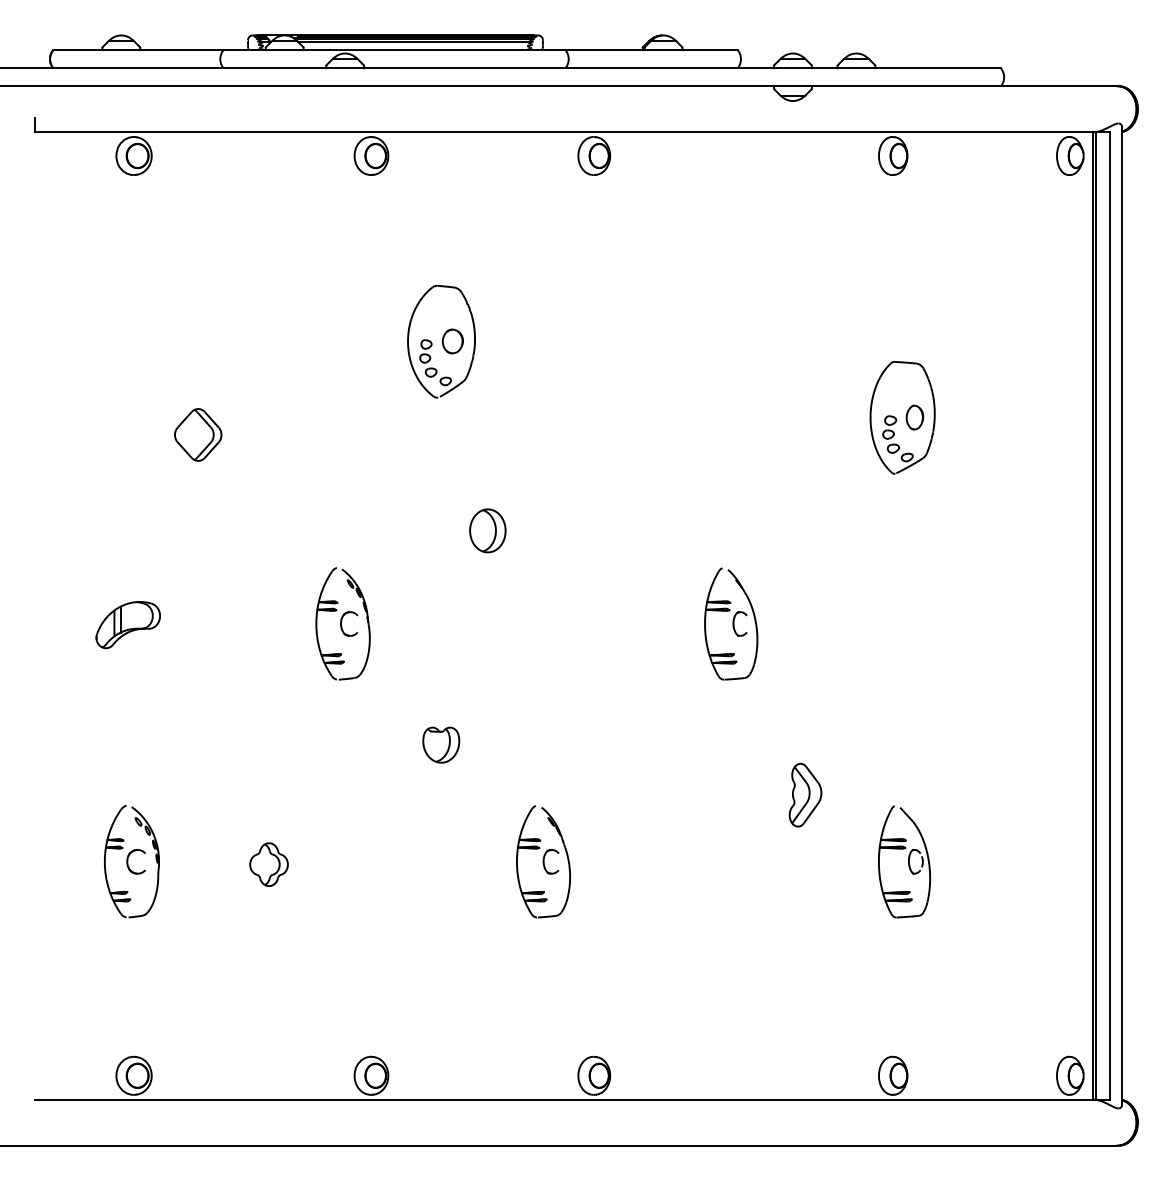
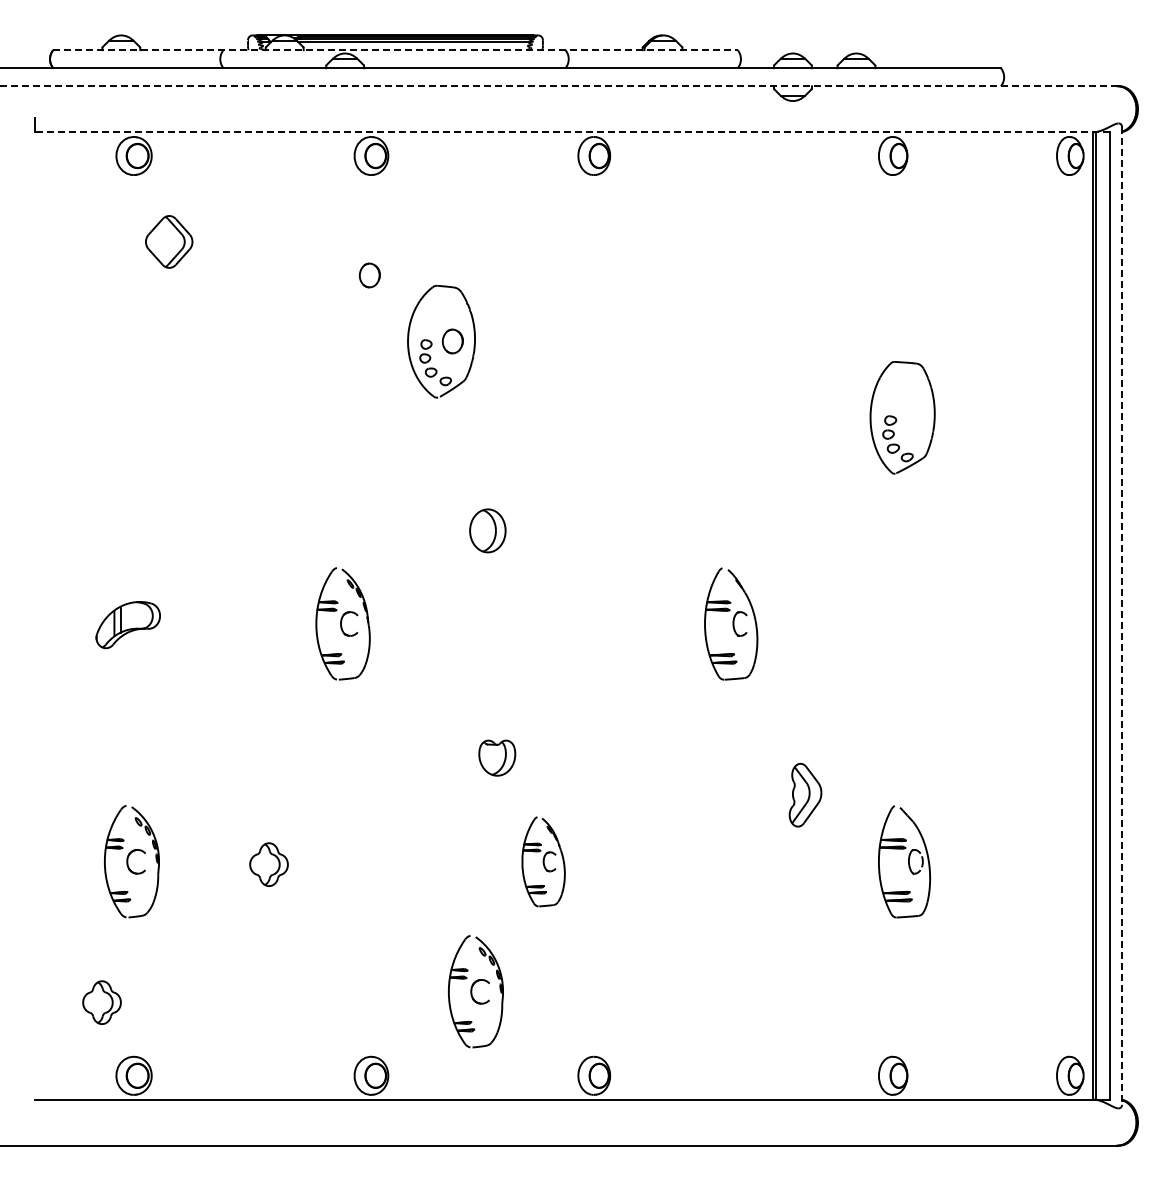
line: solid -> dashed (395, 50)
line: solid -> dashed (559, 86)
line: solid -> dashed (572, 132)
part: none -> present (369, 275)
part: present -> none (914, 417)
part position: (198, 434) -> (169, 241) (169, 241)
line: solid -> dashed (1122, 615)
part position: (441, 744) -> (497, 757) (497, 757)
part size: 56x114 px -> 45x92 px (543, 861)
part: none -> present (475, 991)
part: none -> present (101, 1002)
